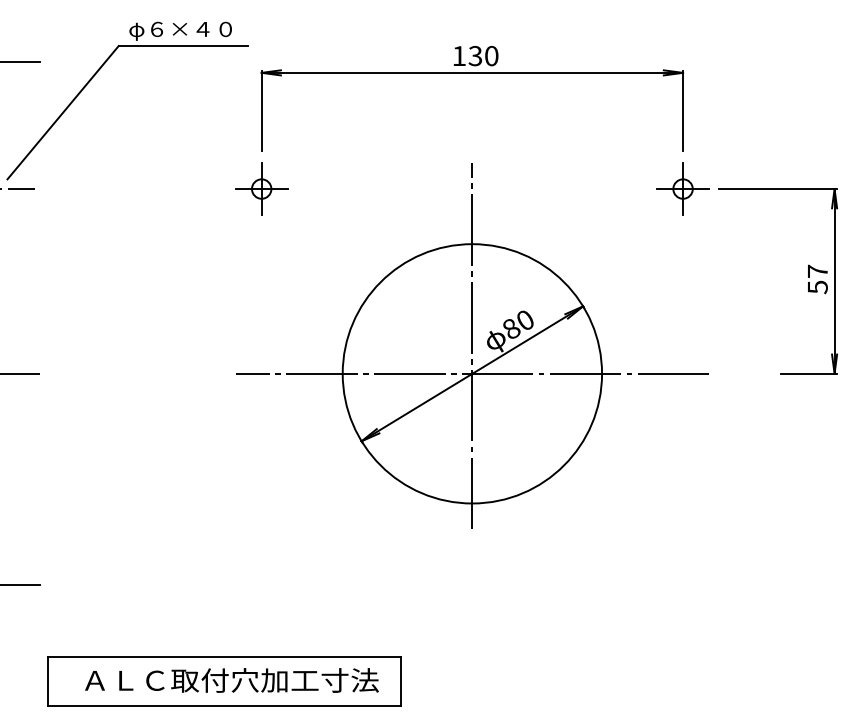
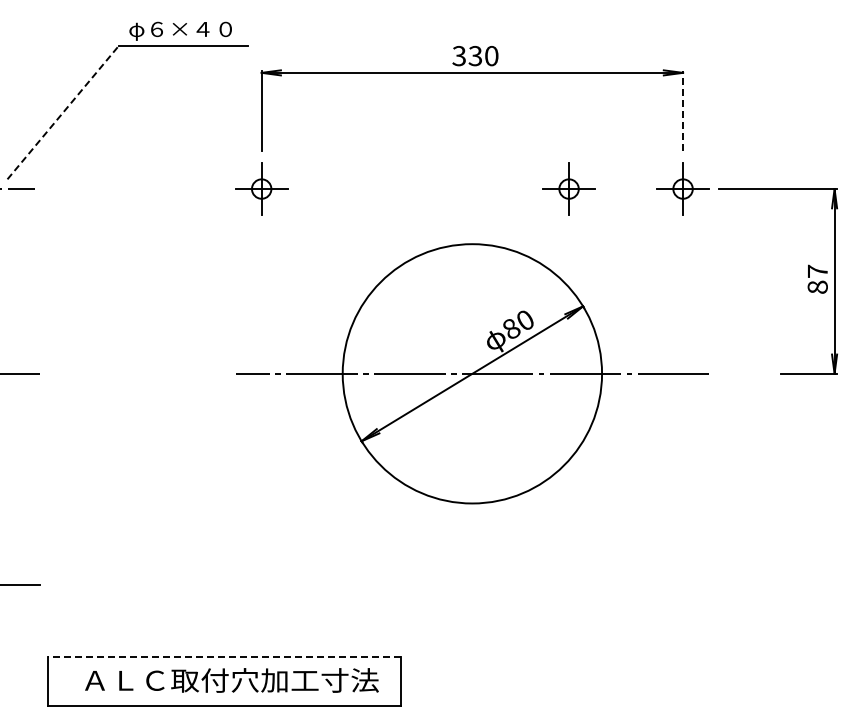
text: 130 -> 330 (458, 56)
line: present -> none (20, 62)
line: solid -> dashed (683, 110)
line: solid -> dashed (63, 112)
part: none -> present (568, 188)
text: 57 -> 87 (817, 287)
line: present -> none (472, 346)
line: solid -> dashed (223, 656)
